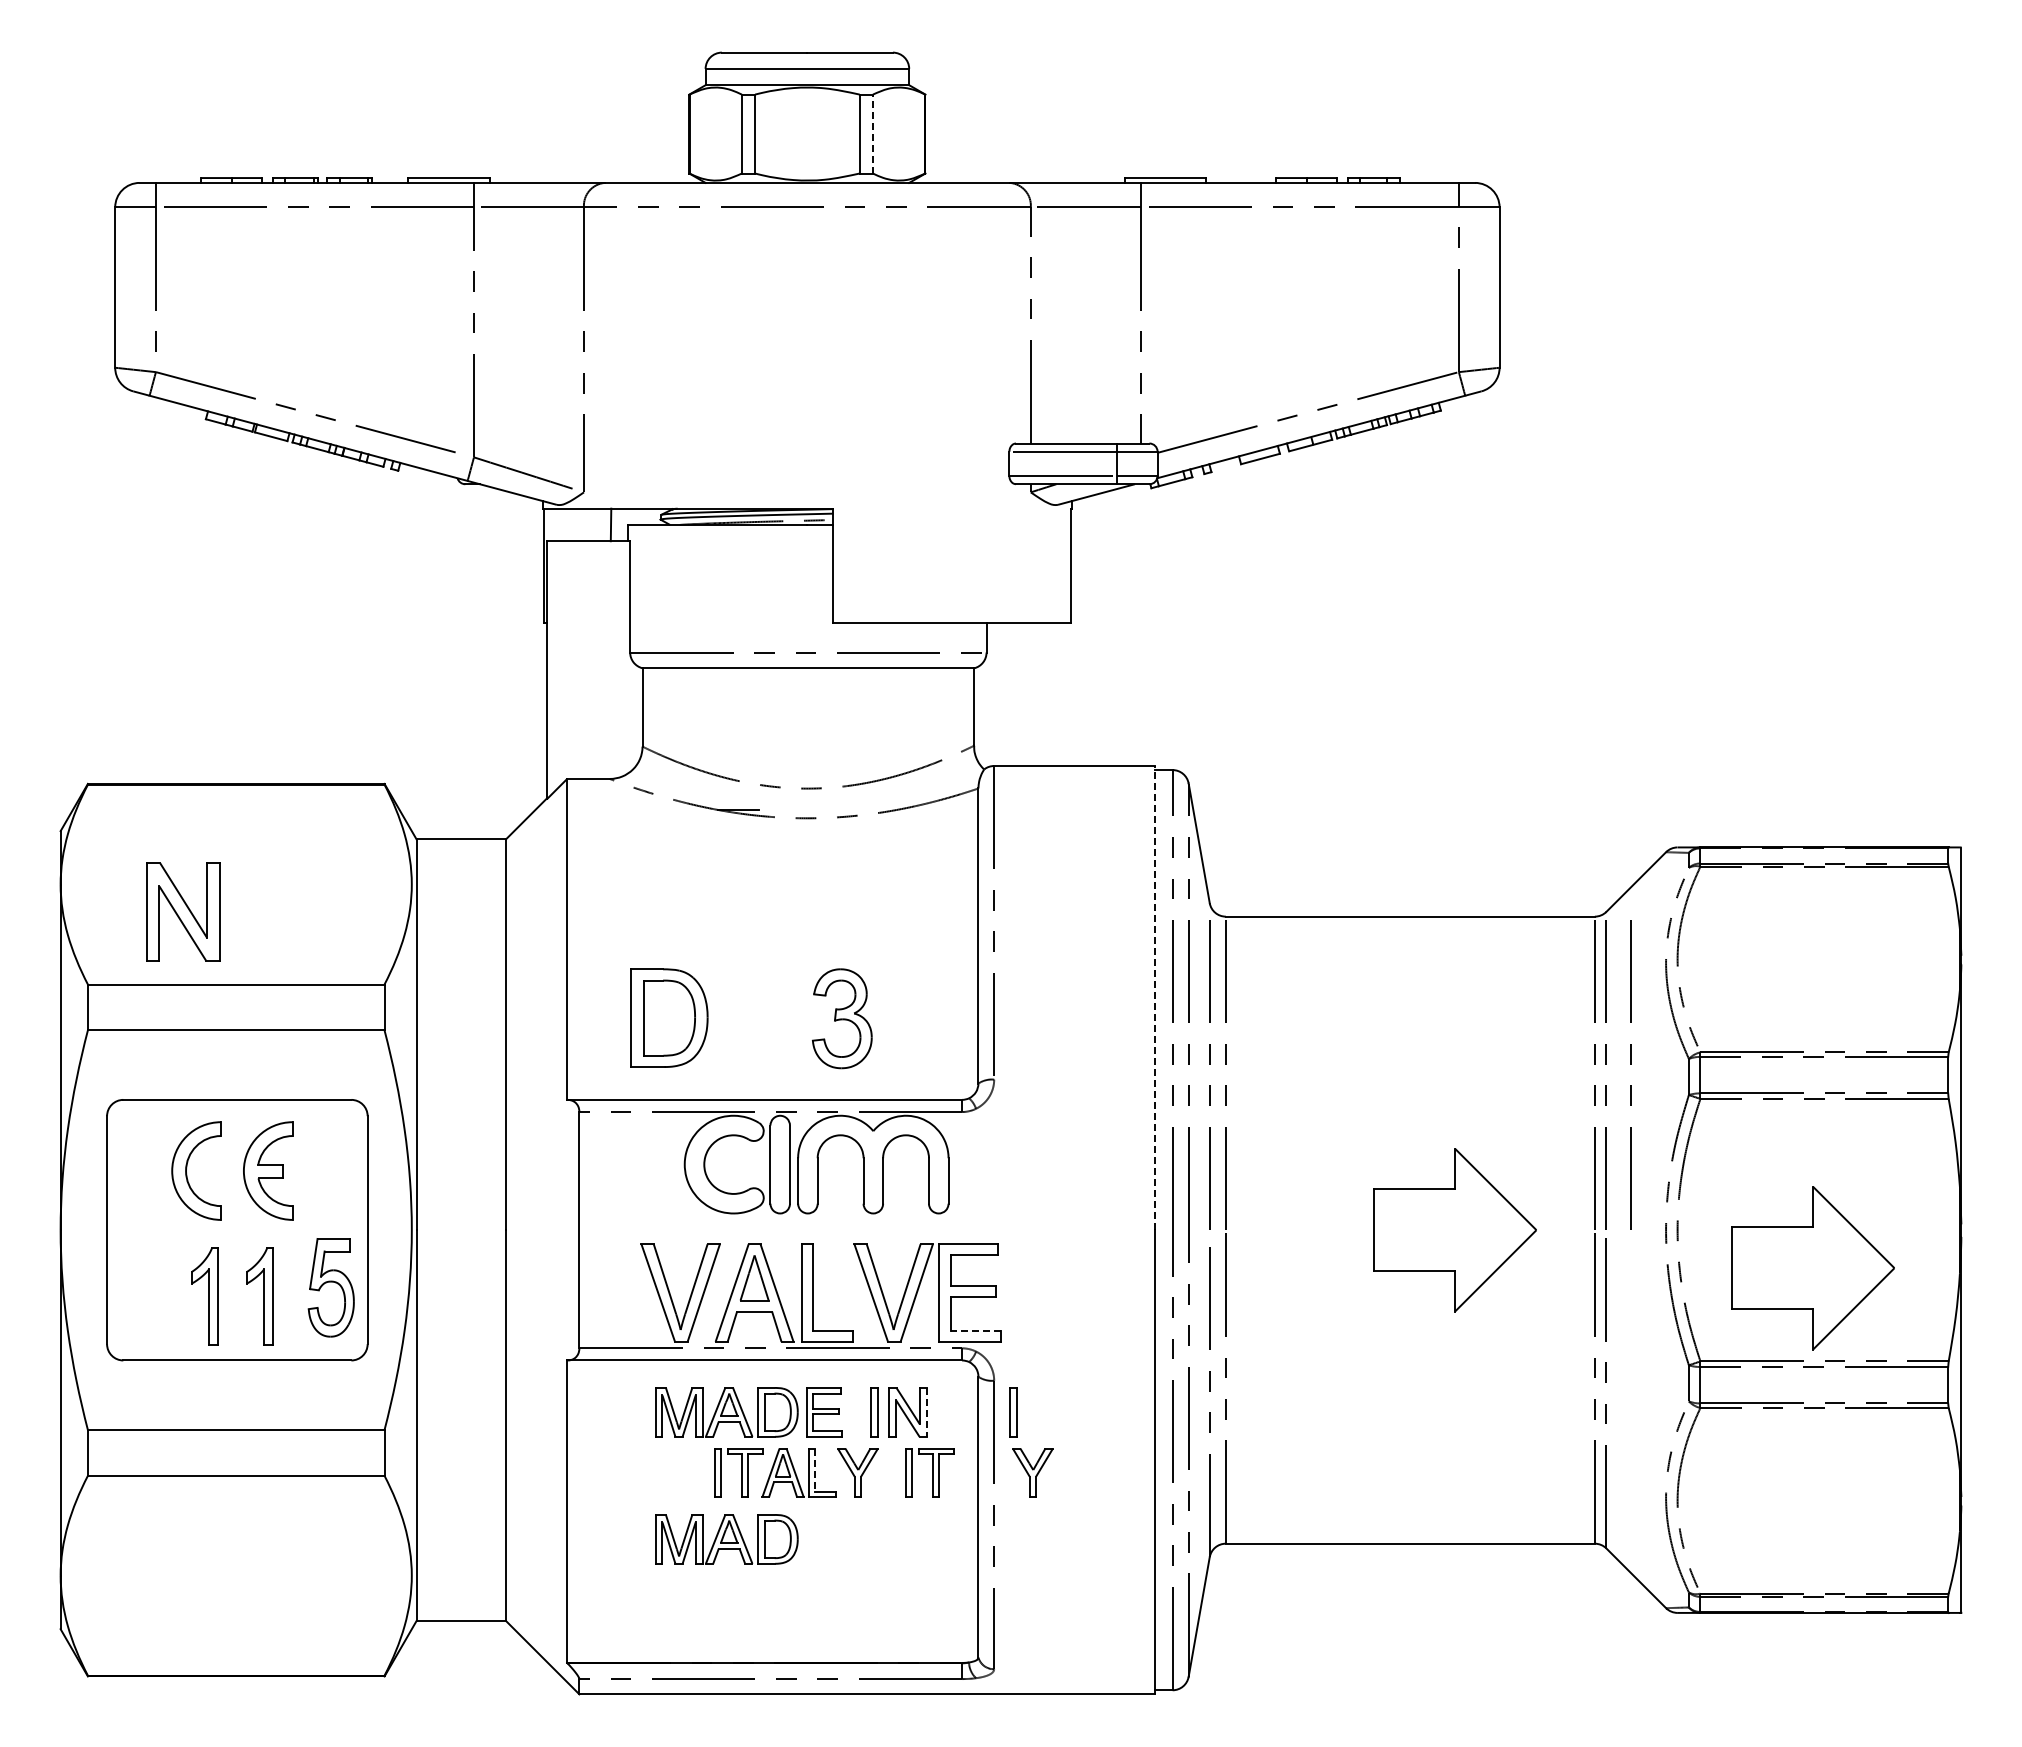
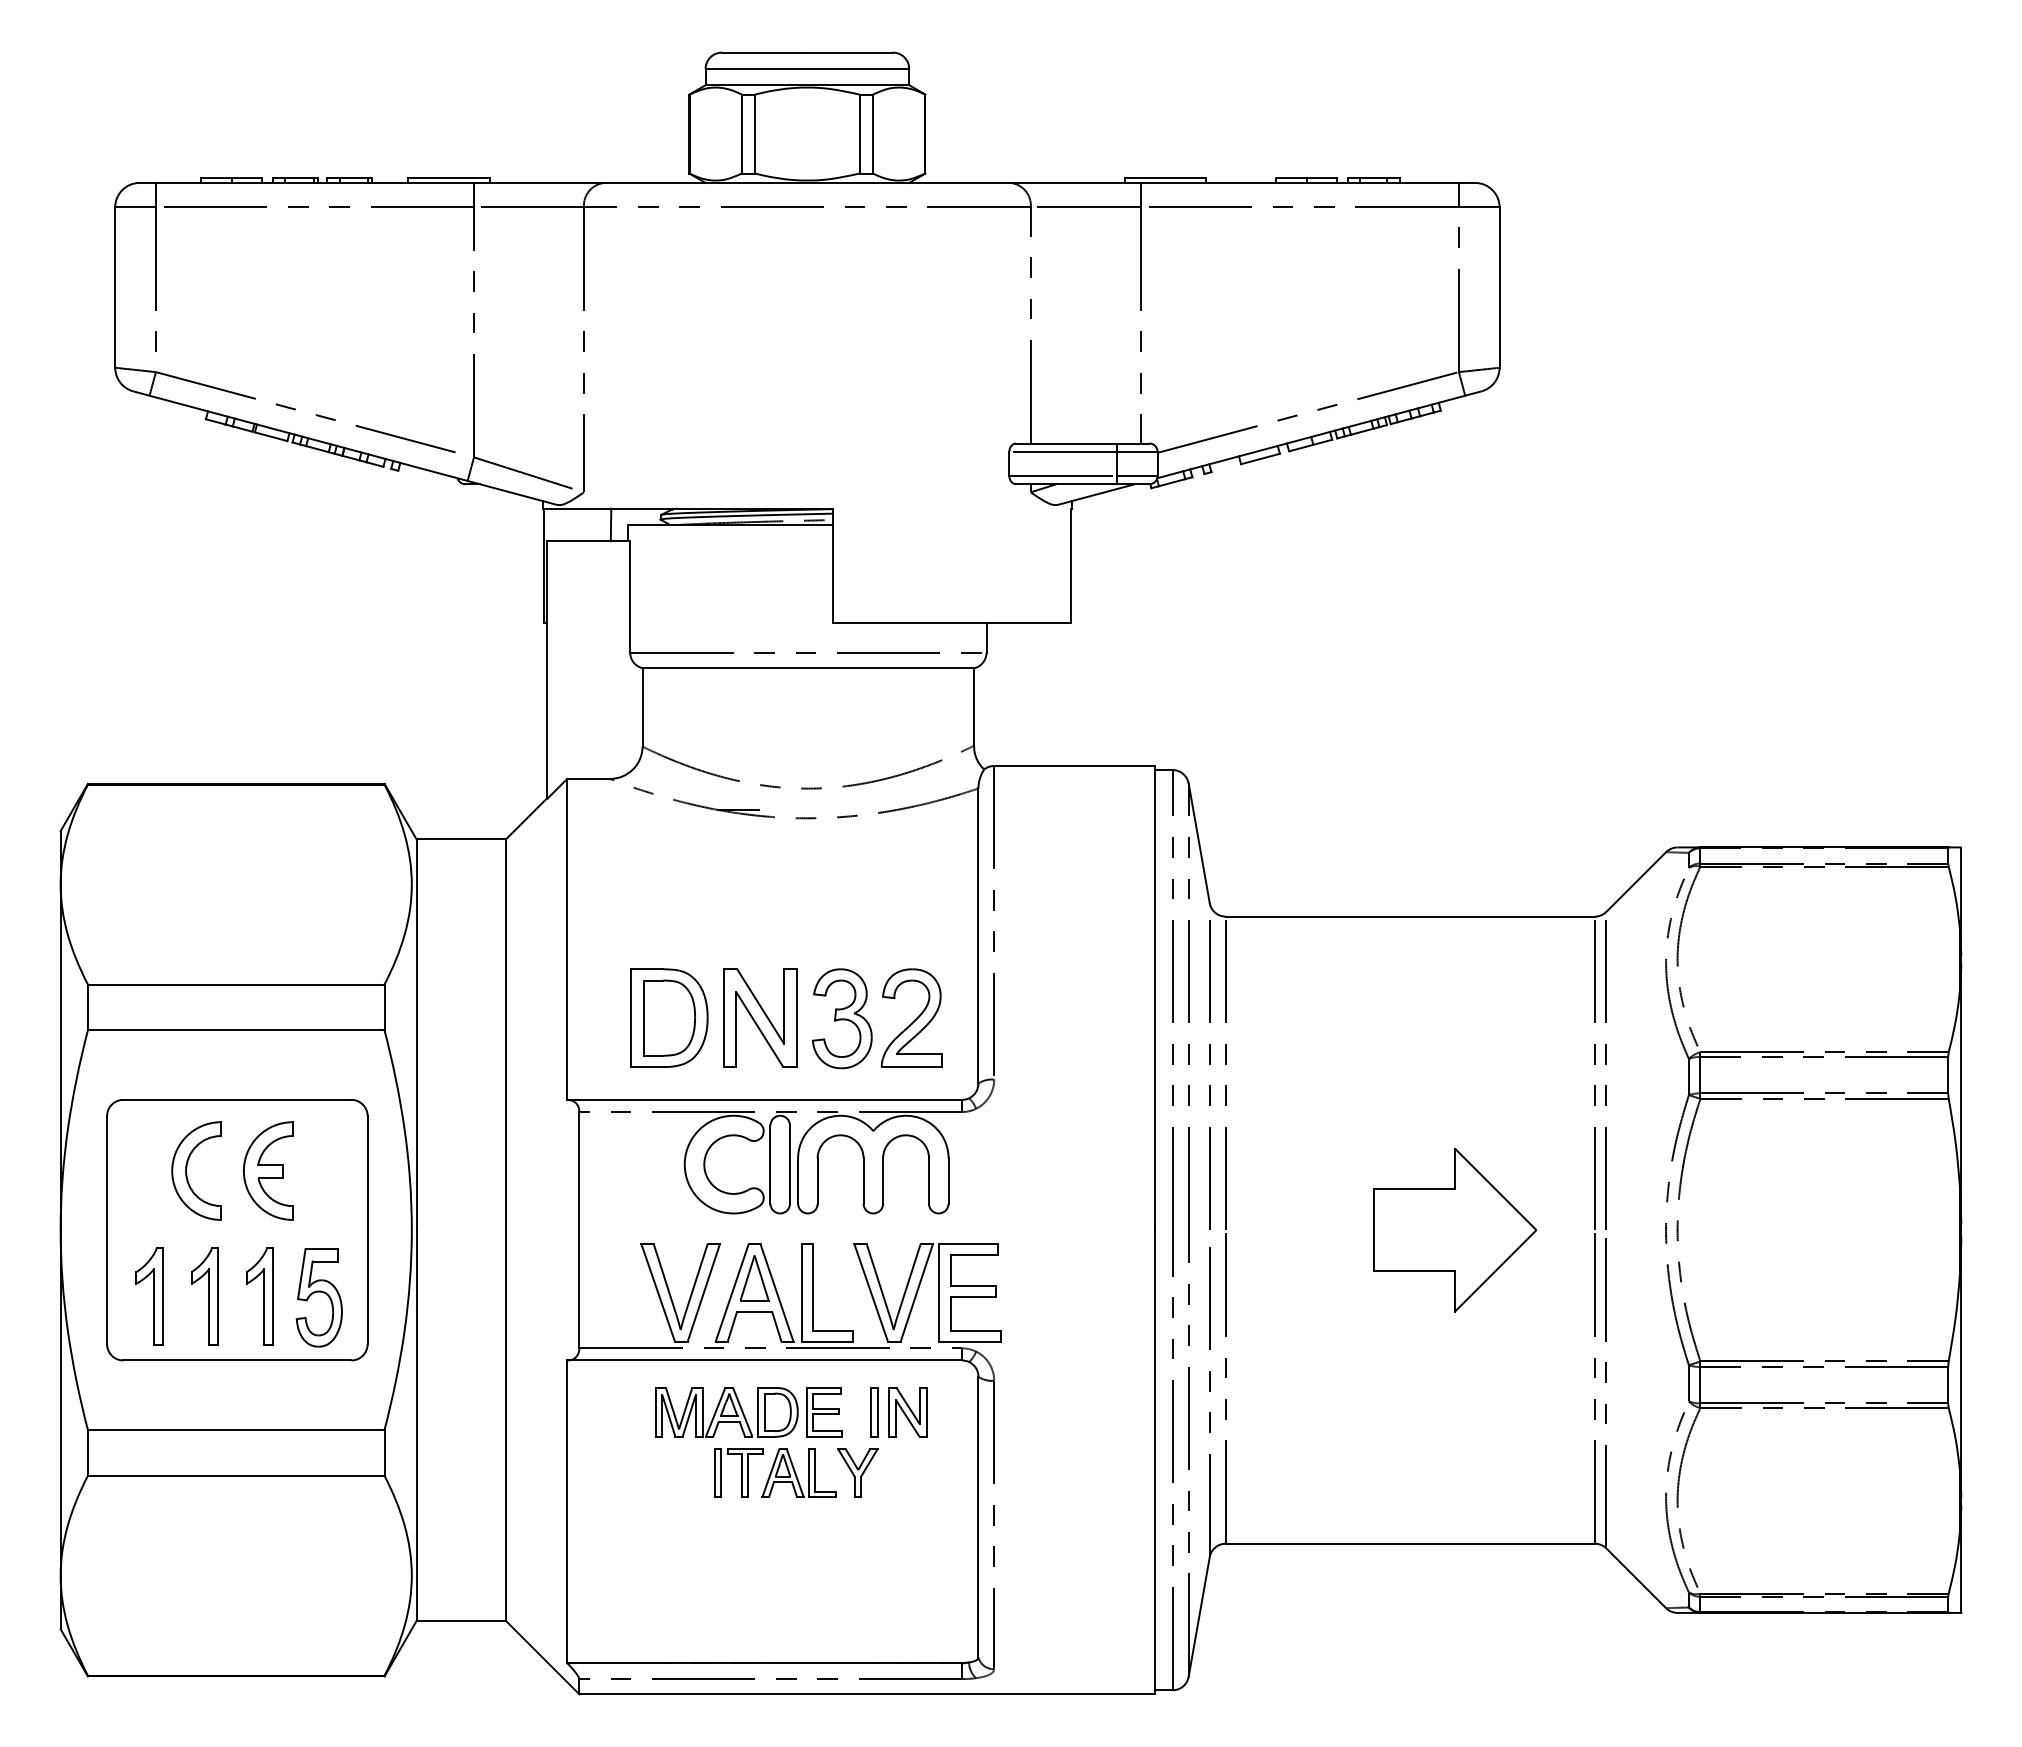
line: dashed -> solid (872, 133)
part position: (183, 911) -> (760, 1017) (760, 1017)
line: dashed -> solid (1155, 997)
part: none -> present (911, 1017)
line: present -> none (1630, 1064)
part: present -> none (1812, 1268)
part position: (330, 1287) -> (318, 1297) (318, 1297)
part: none -> present (149, 1296)
line: dashed -> solid (975, 1330)
line: dashed -> solid (926, 1412)
part: present -> none (1013, 1412)
line: dashed -> solid (815, 1470)
part: present -> none (929, 1472)
part: present -> none (1032, 1472)
part: present -> none (726, 1539)
